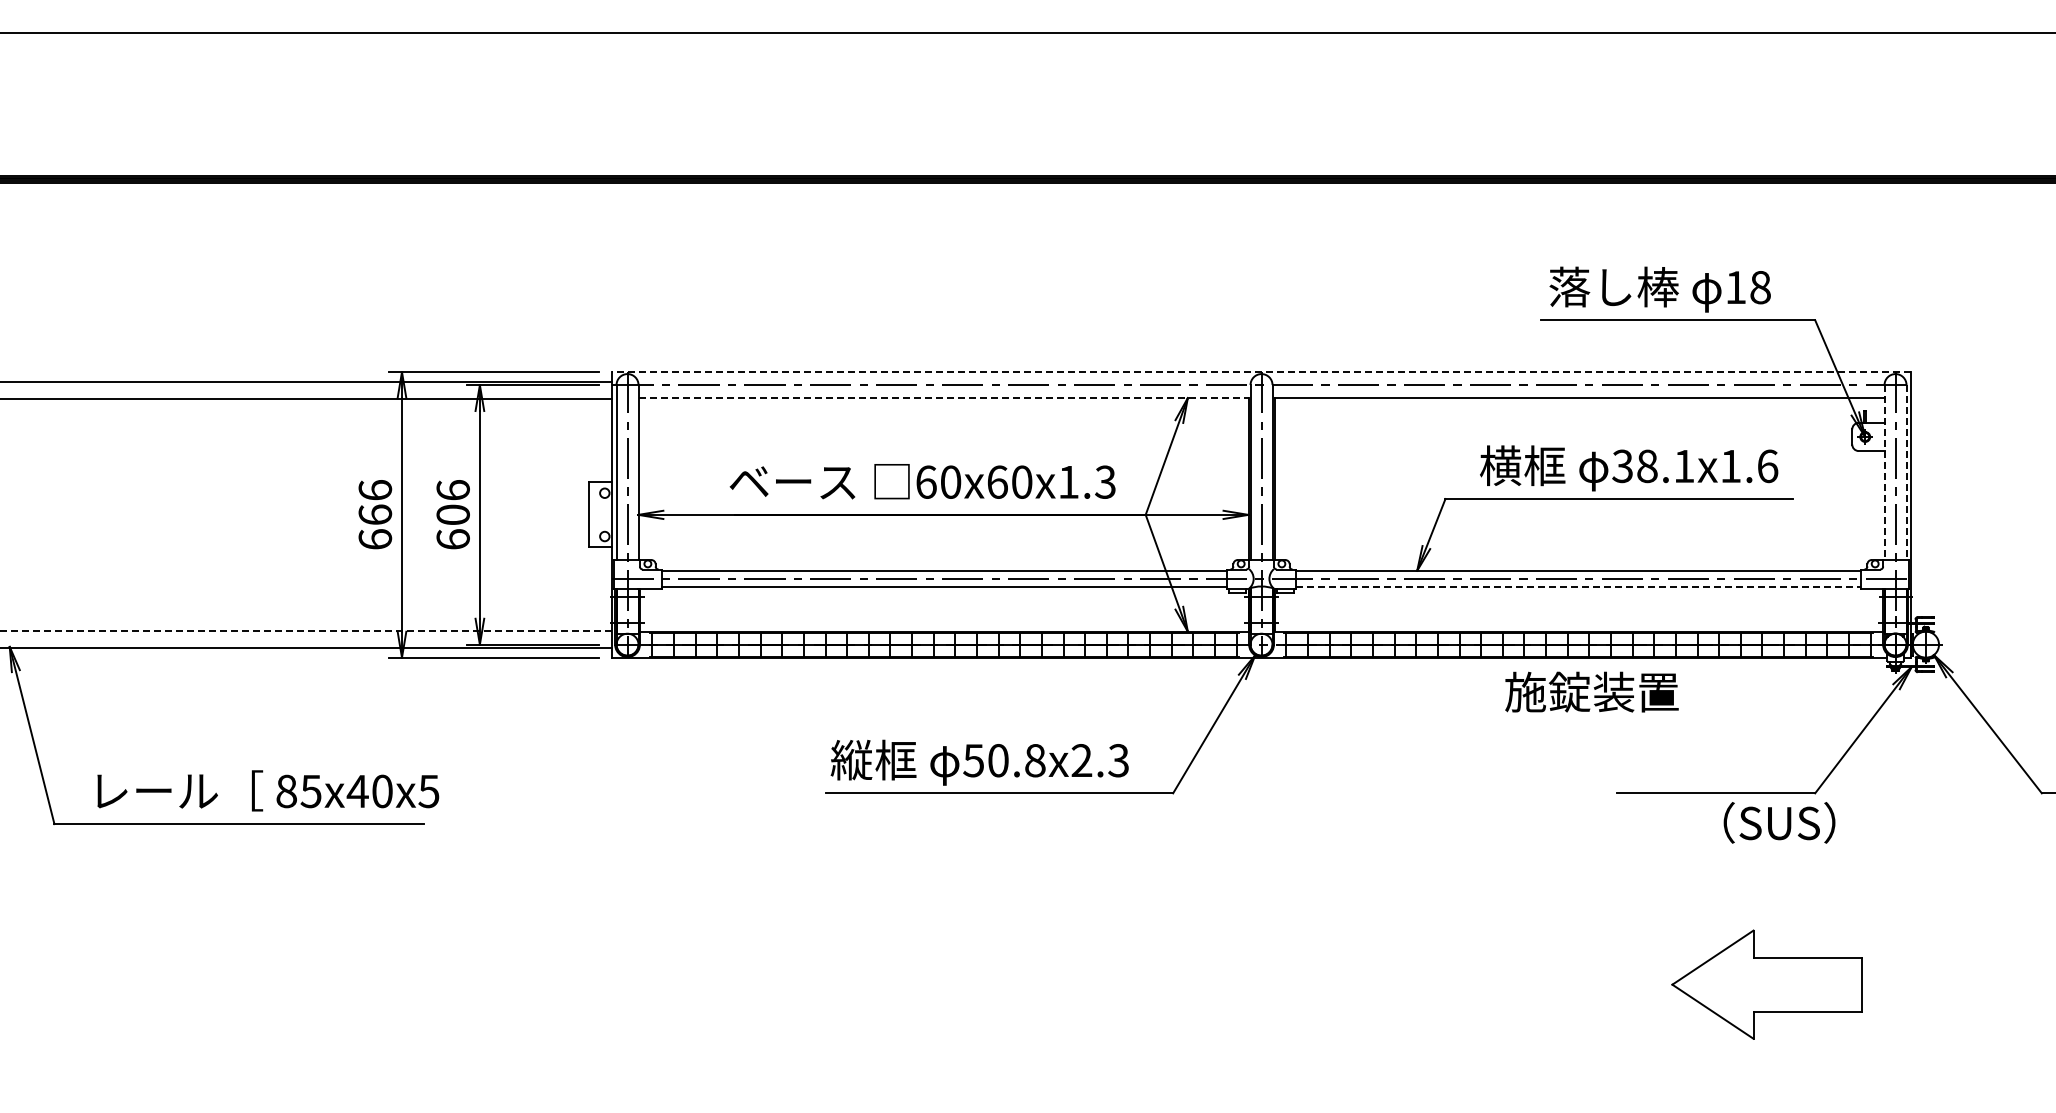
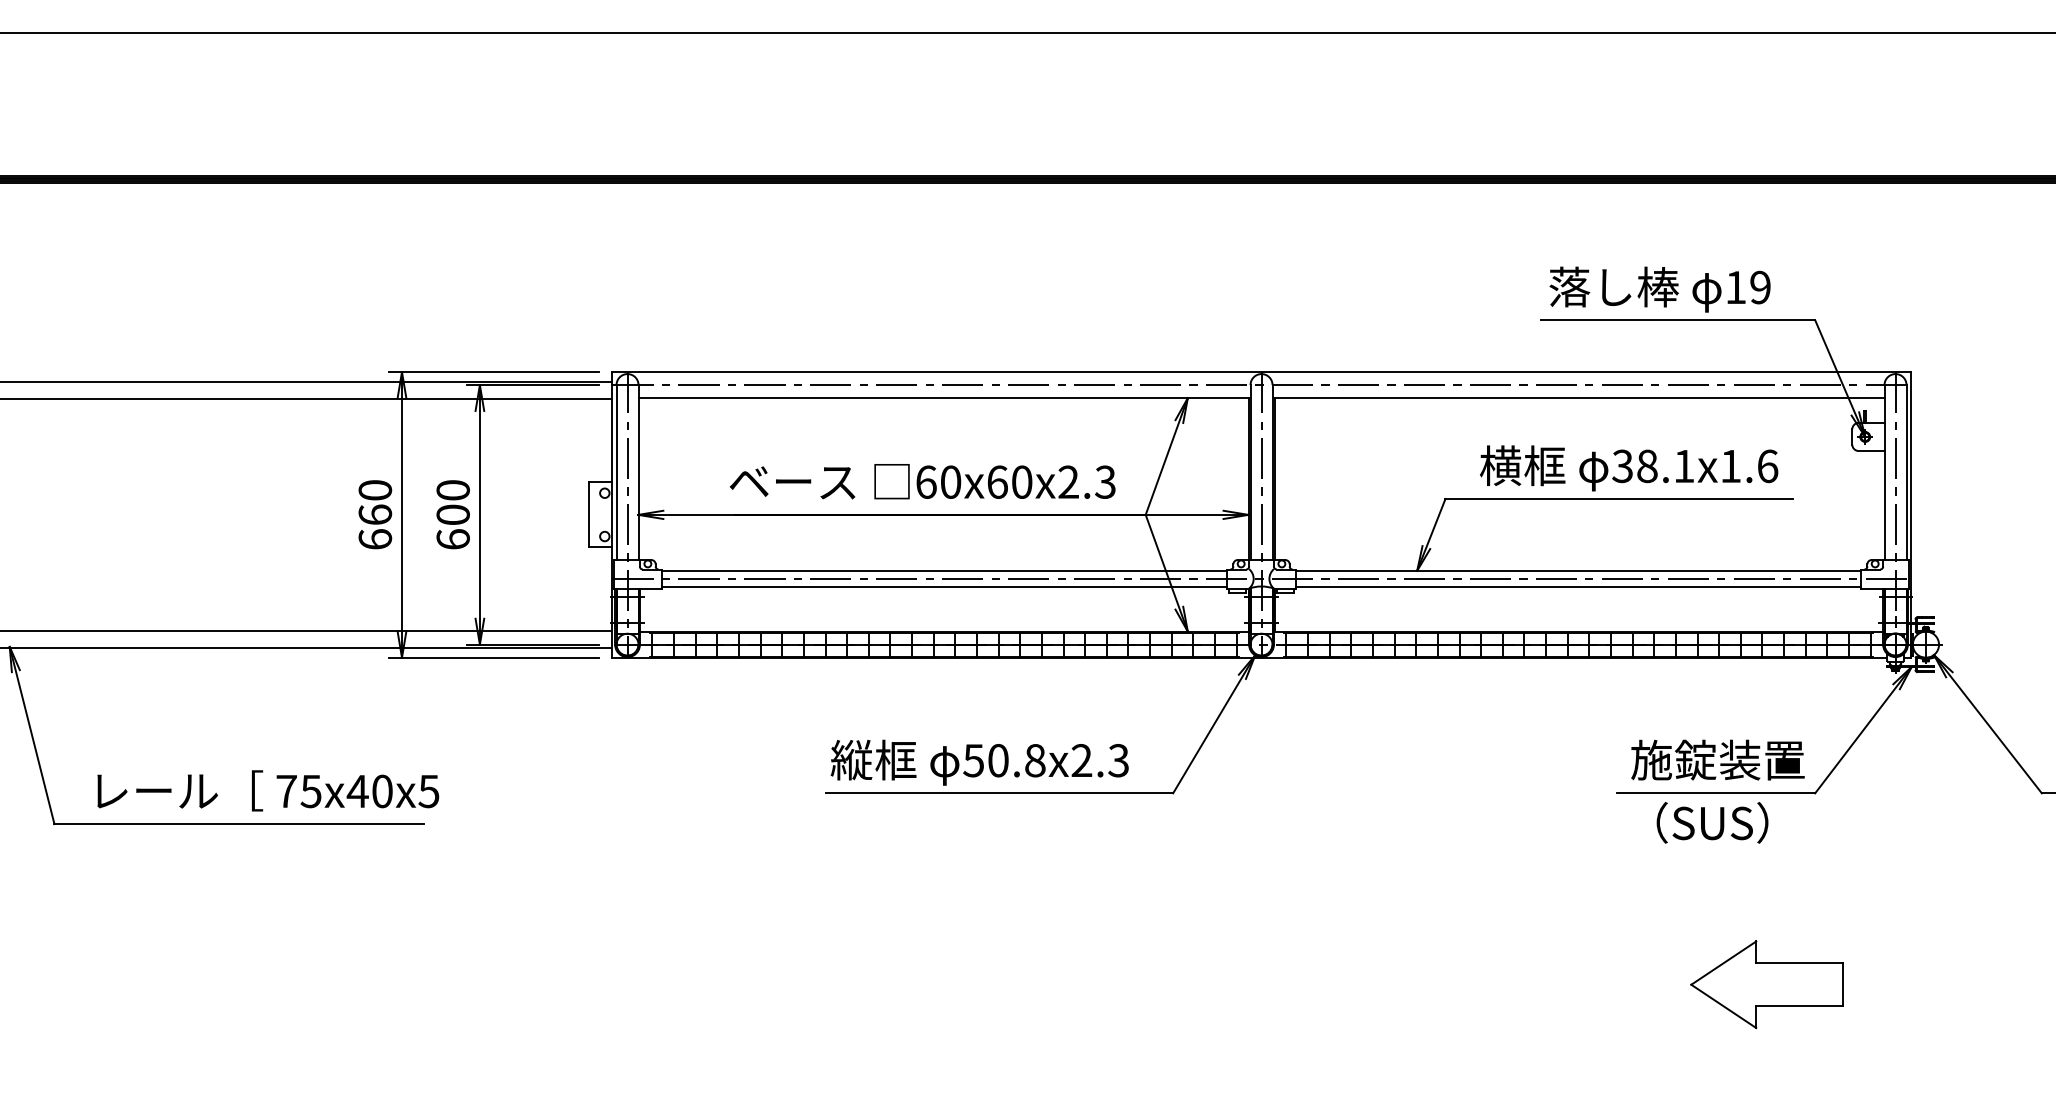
text: 18 -> 19 (1760, 287)
line: dashed -> solid (1261, 372)
line: dashed -> solid (944, 398)
line: dashed -> solid (1884, 473)
line: dashed -> solid (1906, 473)
text: 60x60x1.3 -> 60x60x2.3 (1068, 481)
text: 666 -> 660 (375, 490)
text: 606 -> 600 (452, 490)
line: dashed -> solid (1579, 587)
line: dashed -> solid (306, 630)
text position: (1591, 691) -> (1717, 759) (1717, 759)
text: 85x40x5 -> 75x40x5 (286, 791)
text position: (1779, 822) -> (1712, 822) (1712, 822)
part size: 192x111 px -> 154x90 px (1766, 984)
